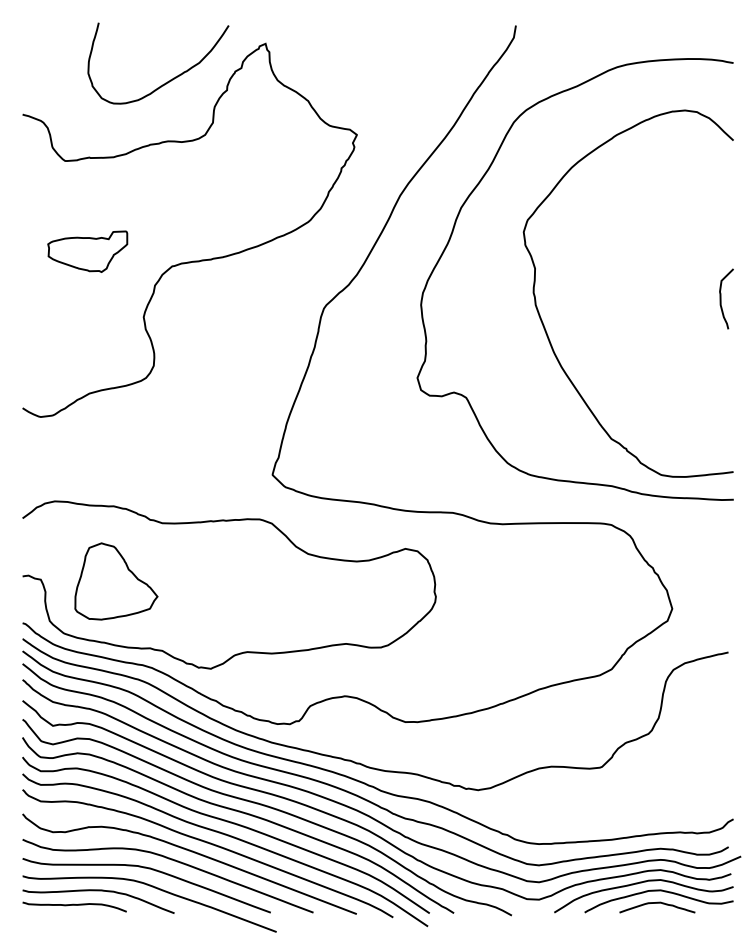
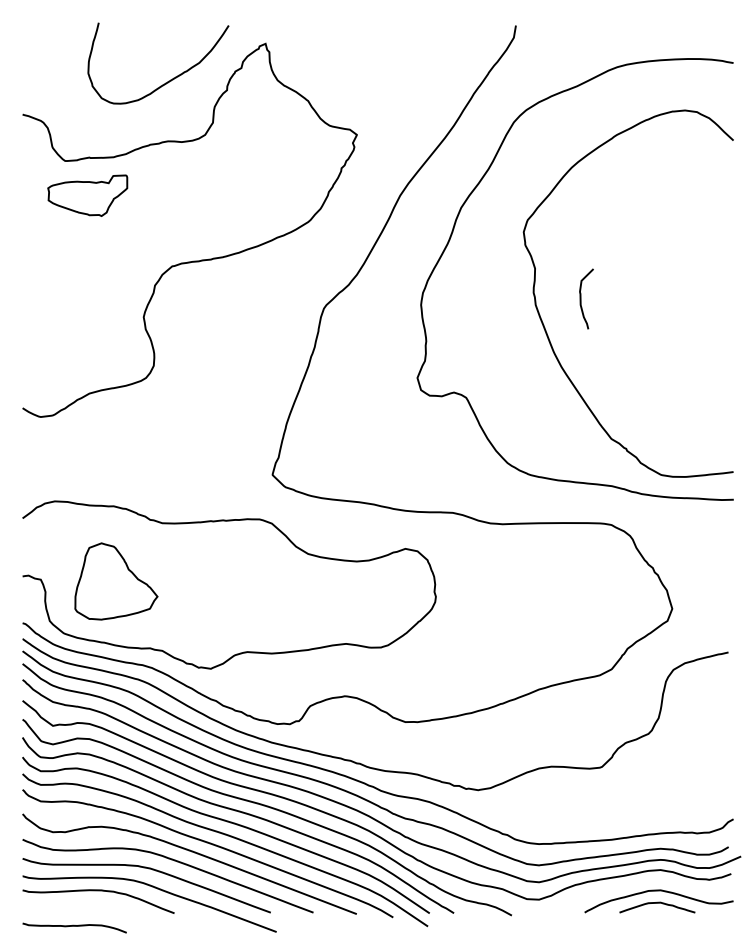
part position: (87, 251) -> (87, 195) (87, 195)
curve position: (721, 298) -> (581, 298) (581, 298)
curve: present -> none (641, 883)
curve position: (74, 905) -> (74, 926) (74, 926)
